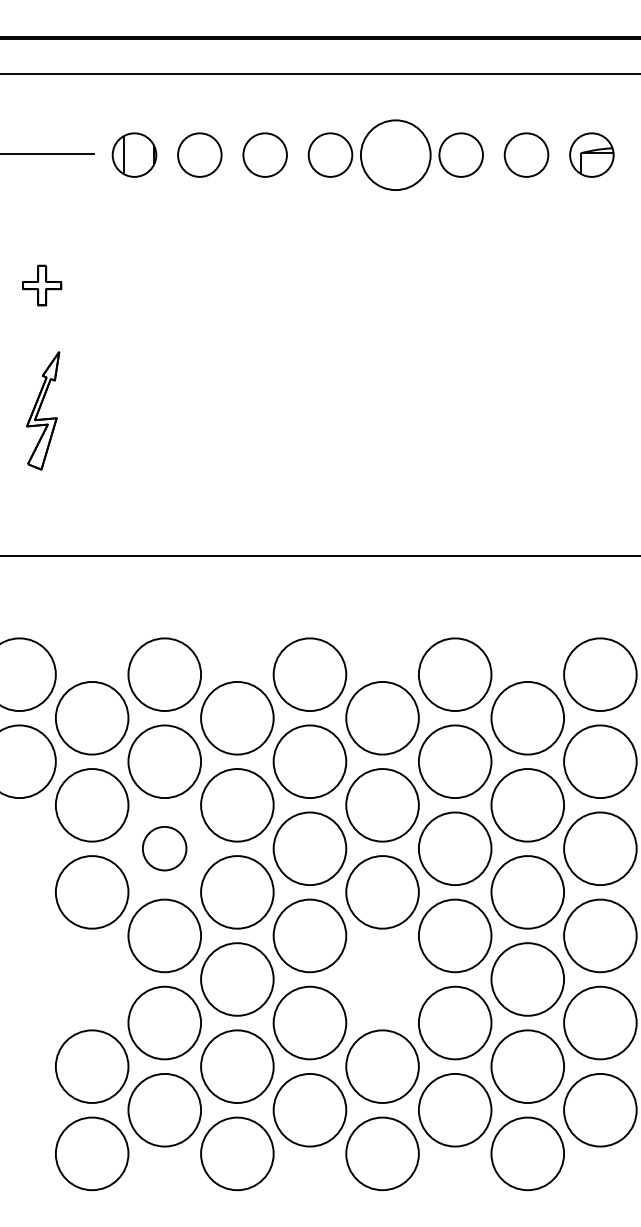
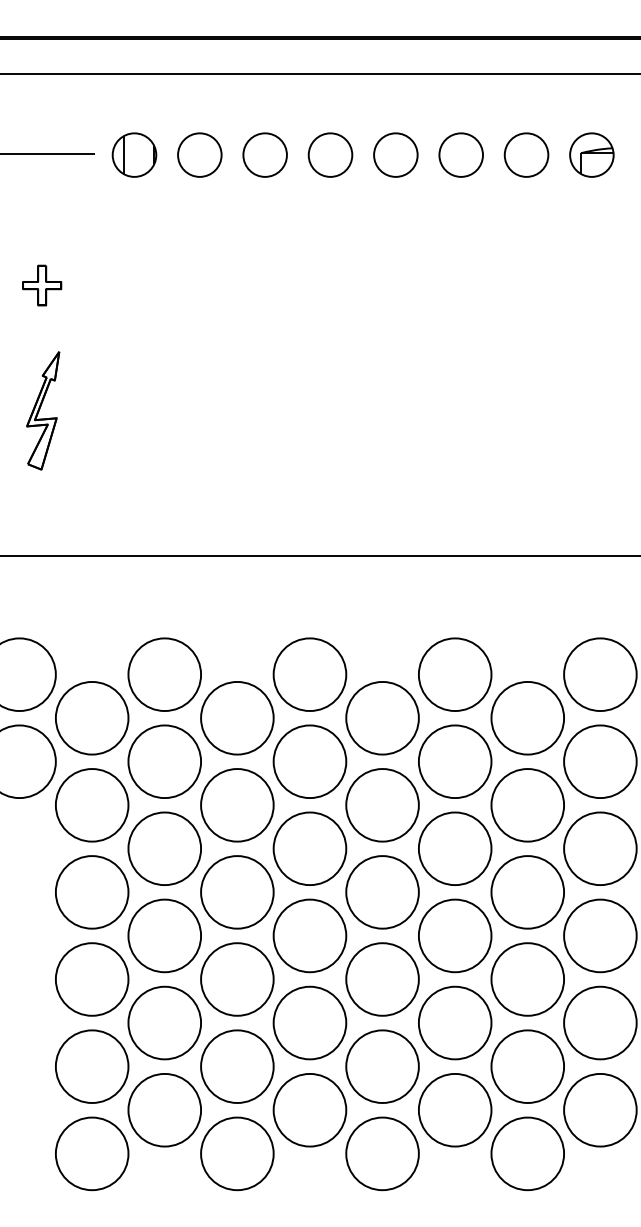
part size: 72x72 px -> 46x46 px (395, 154)
part size: 46x46 px -> 75x75 px (164, 848)
part: none -> present (92, 979)
part: none -> present (382, 979)
